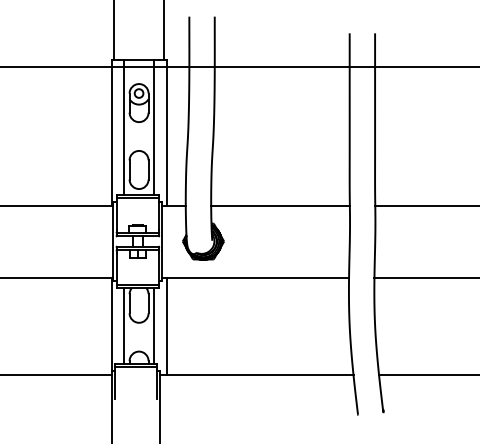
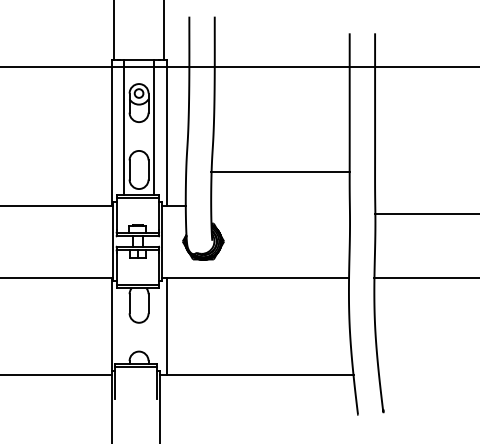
line position: (280, 205) -> (280, 171) (280, 171)
line position: (425, 205) -> (425, 213) (425, 213)
line: present -> none (124, 326)
line: present -> none (153, 326)
line: present -> none (427, 374)
